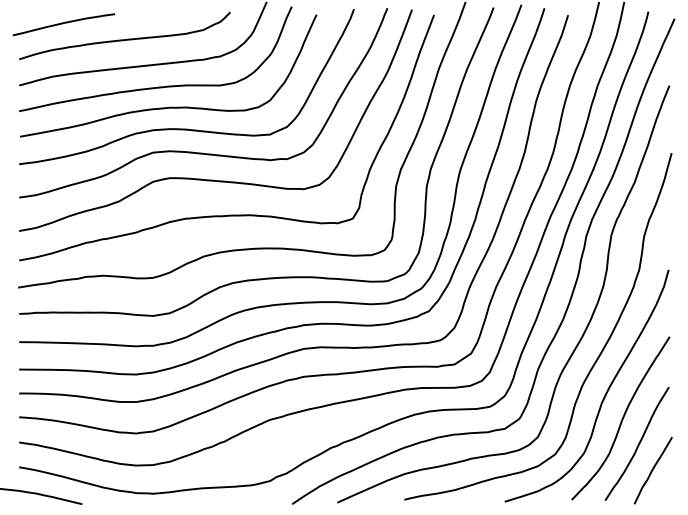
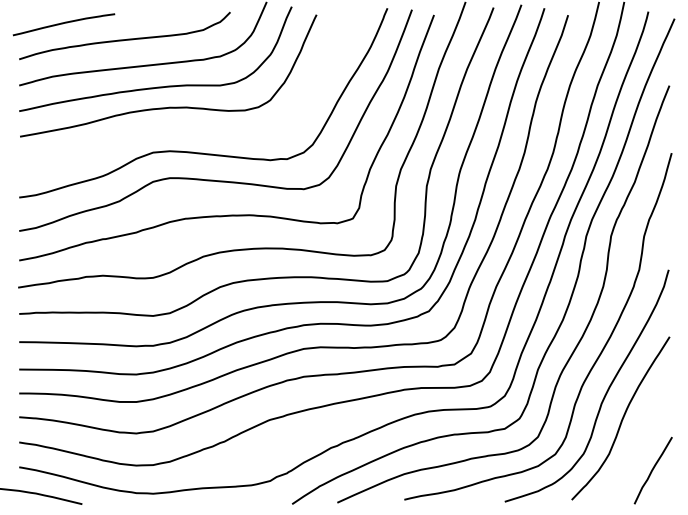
curve: present -> none (186, 128)
curve: present -> none (637, 444)
